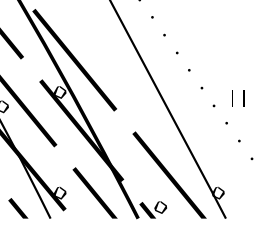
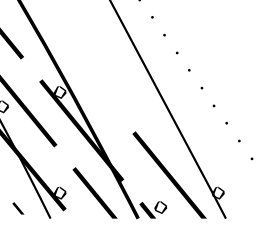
fill: present -> none (74, 59)
part: present -> none (238, 98)
part size: 21x21 px -> 13x13 px (18, 208)
